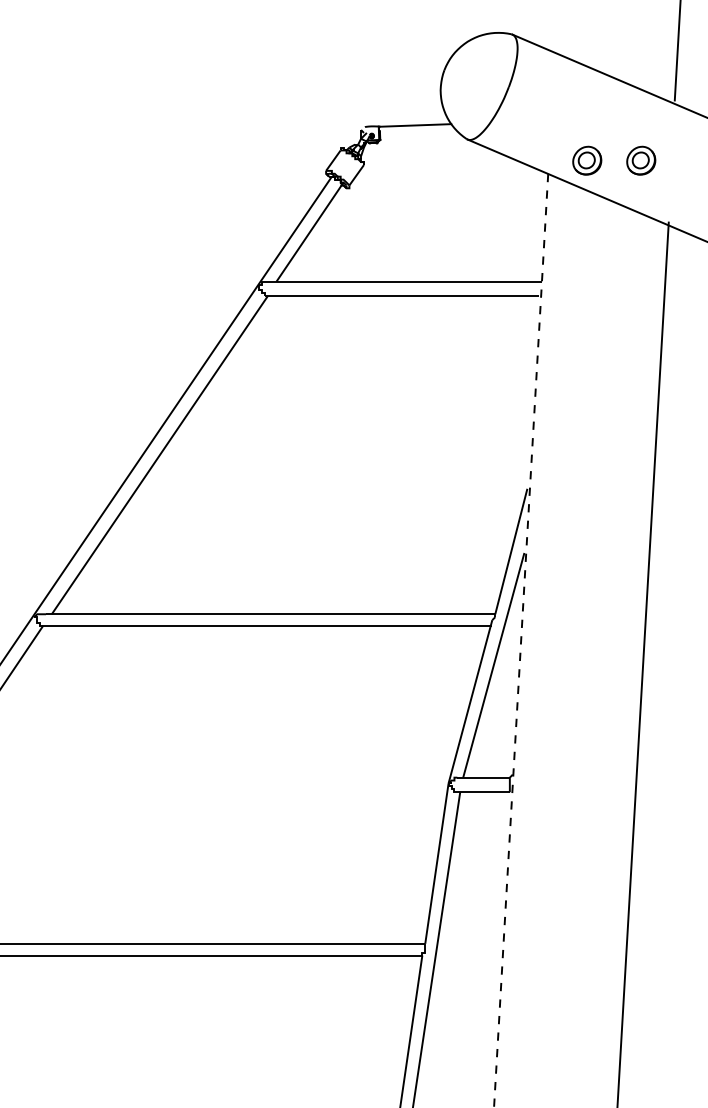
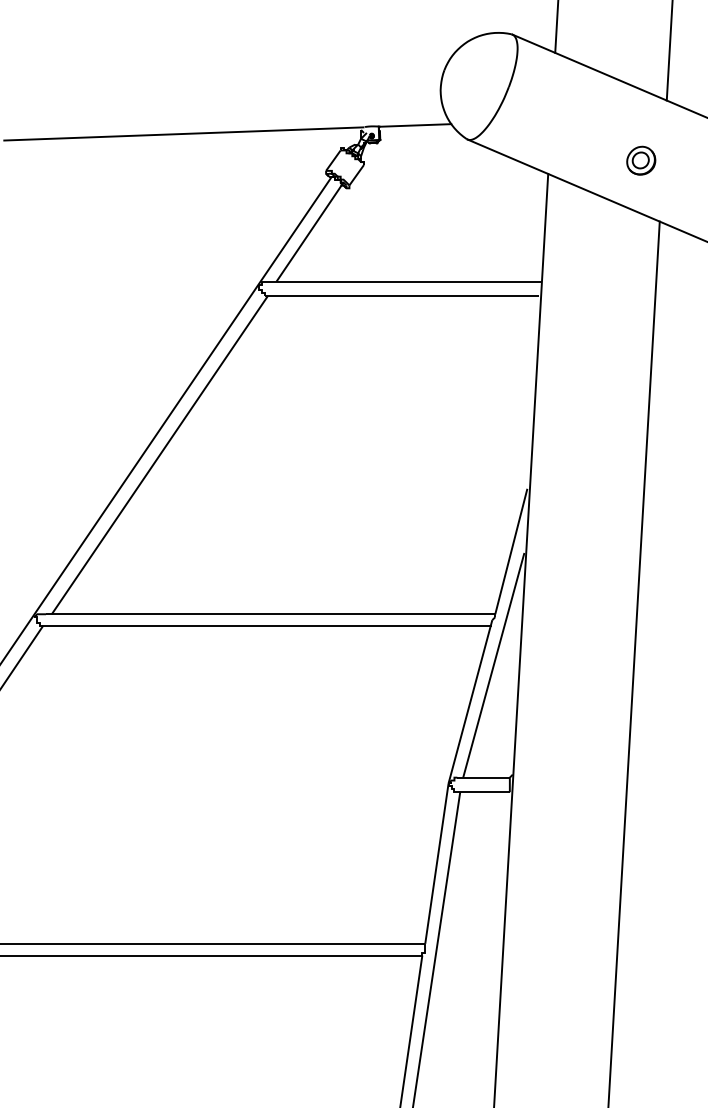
line: none -> present (556, 27)
line position: (677, 51) -> (669, 51) (669, 51)
line: none -> present (183, 133)
part: present -> none (587, 160)
line: dashed -> solid (521, 641)
line position: (642, 663) -> (633, 662) (633, 662)
